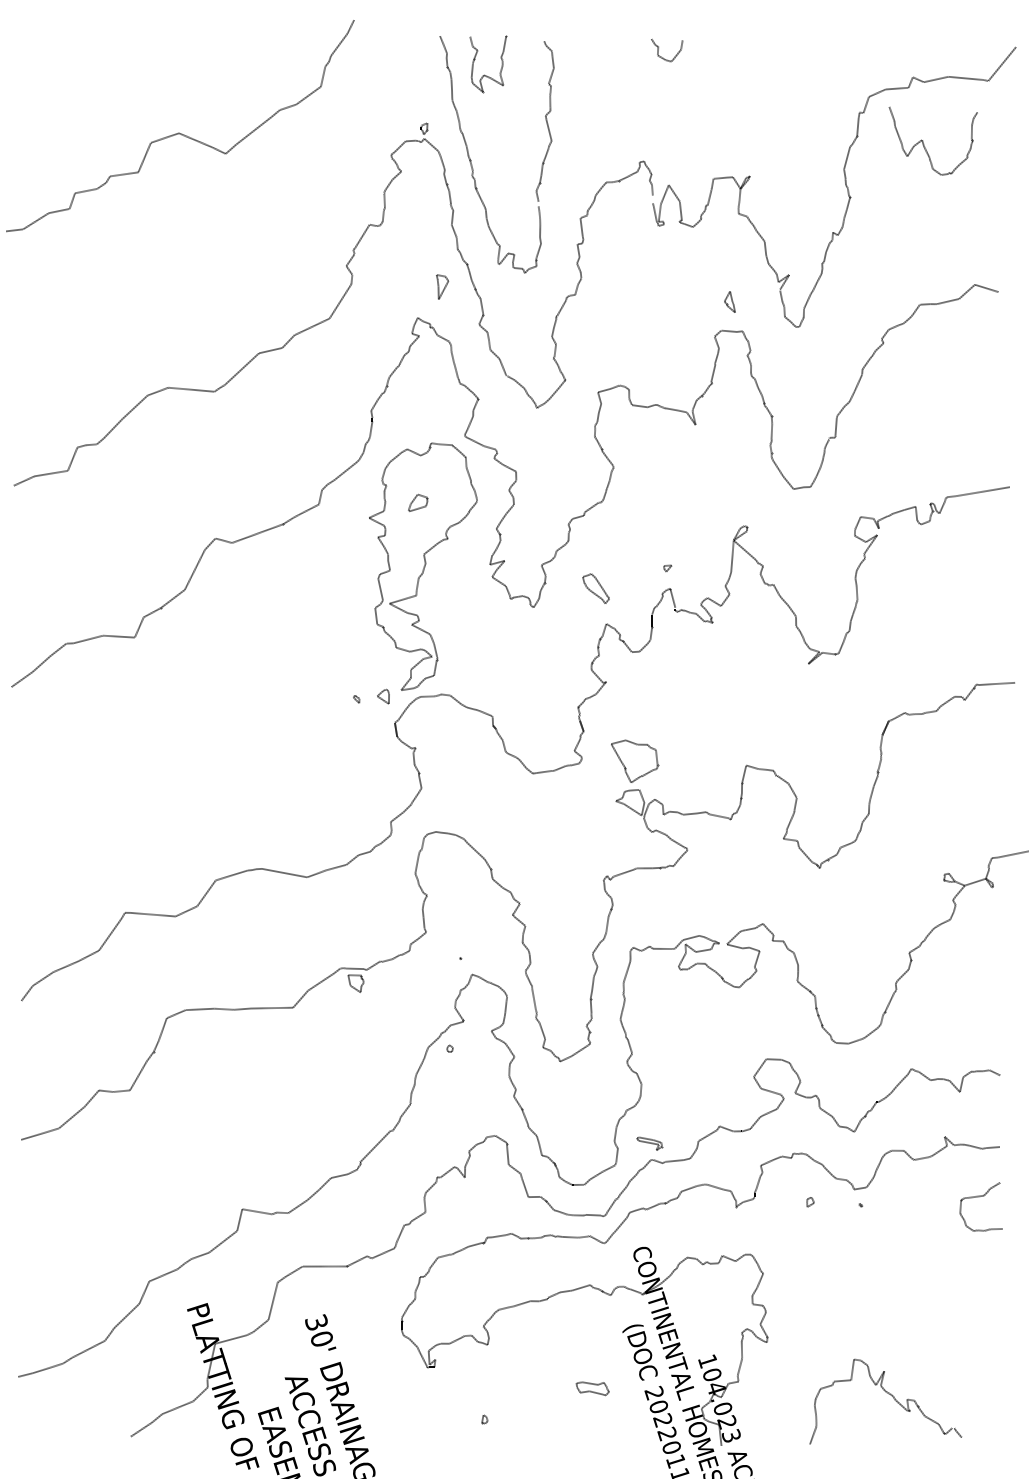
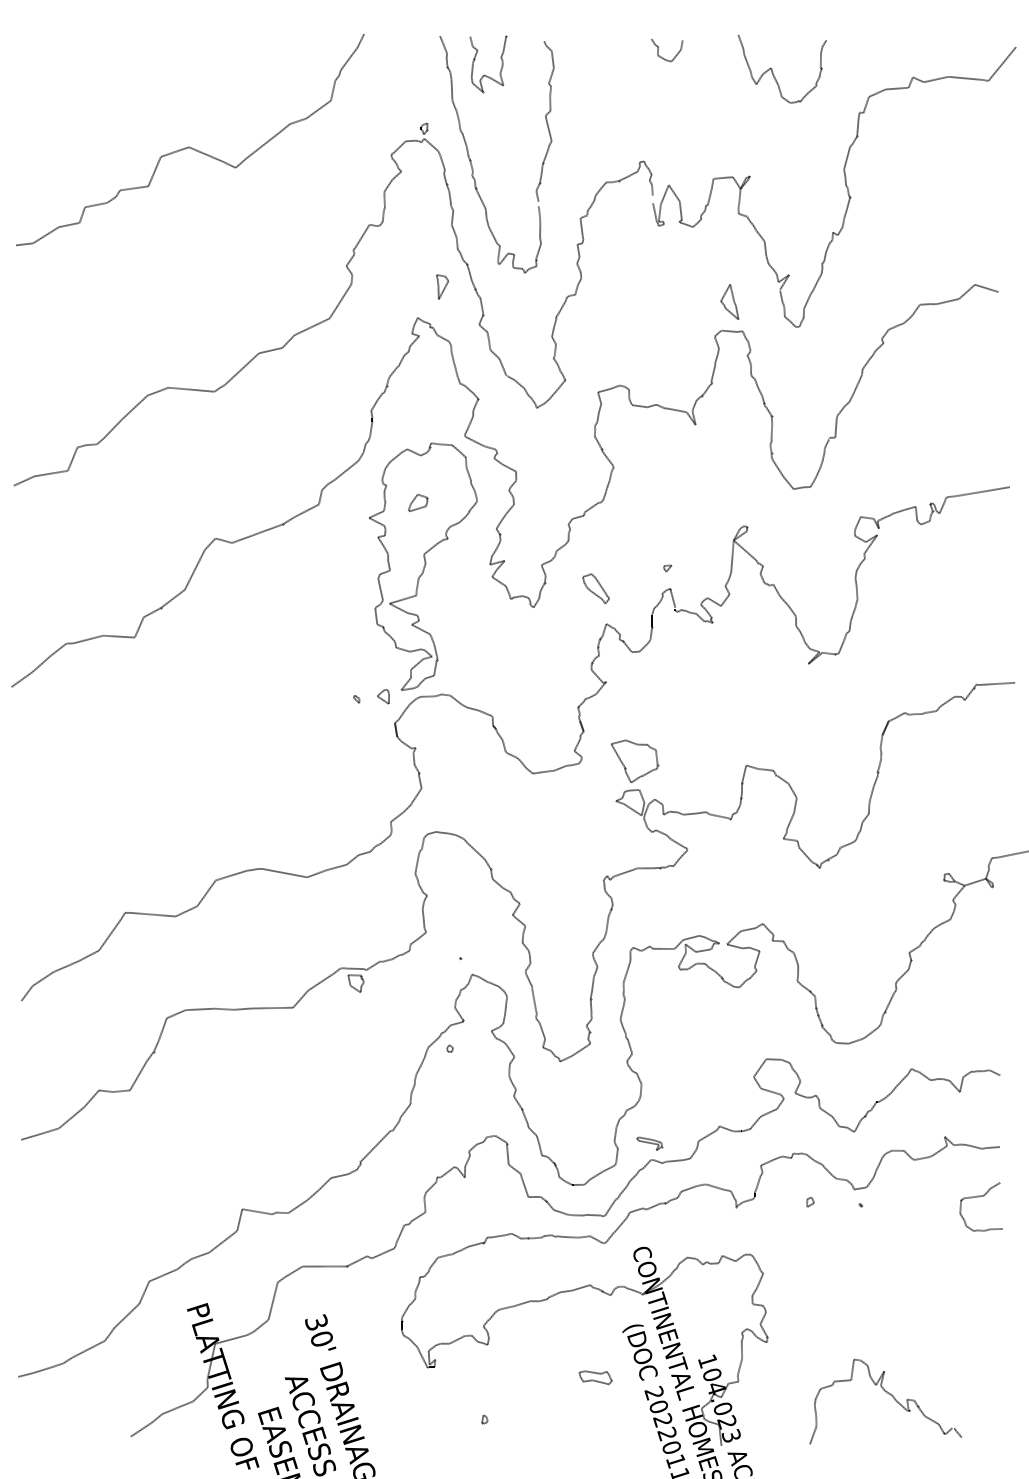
curve position: (179, 132) -> (189, 146) (189, 146)
curve position: (924, 144) -> (773, 72) (773, 72)
part size: 12x22 px -> 20x36 px (729, 301)
part position: (592, 1388) -> (595, 1377) (595, 1377)
